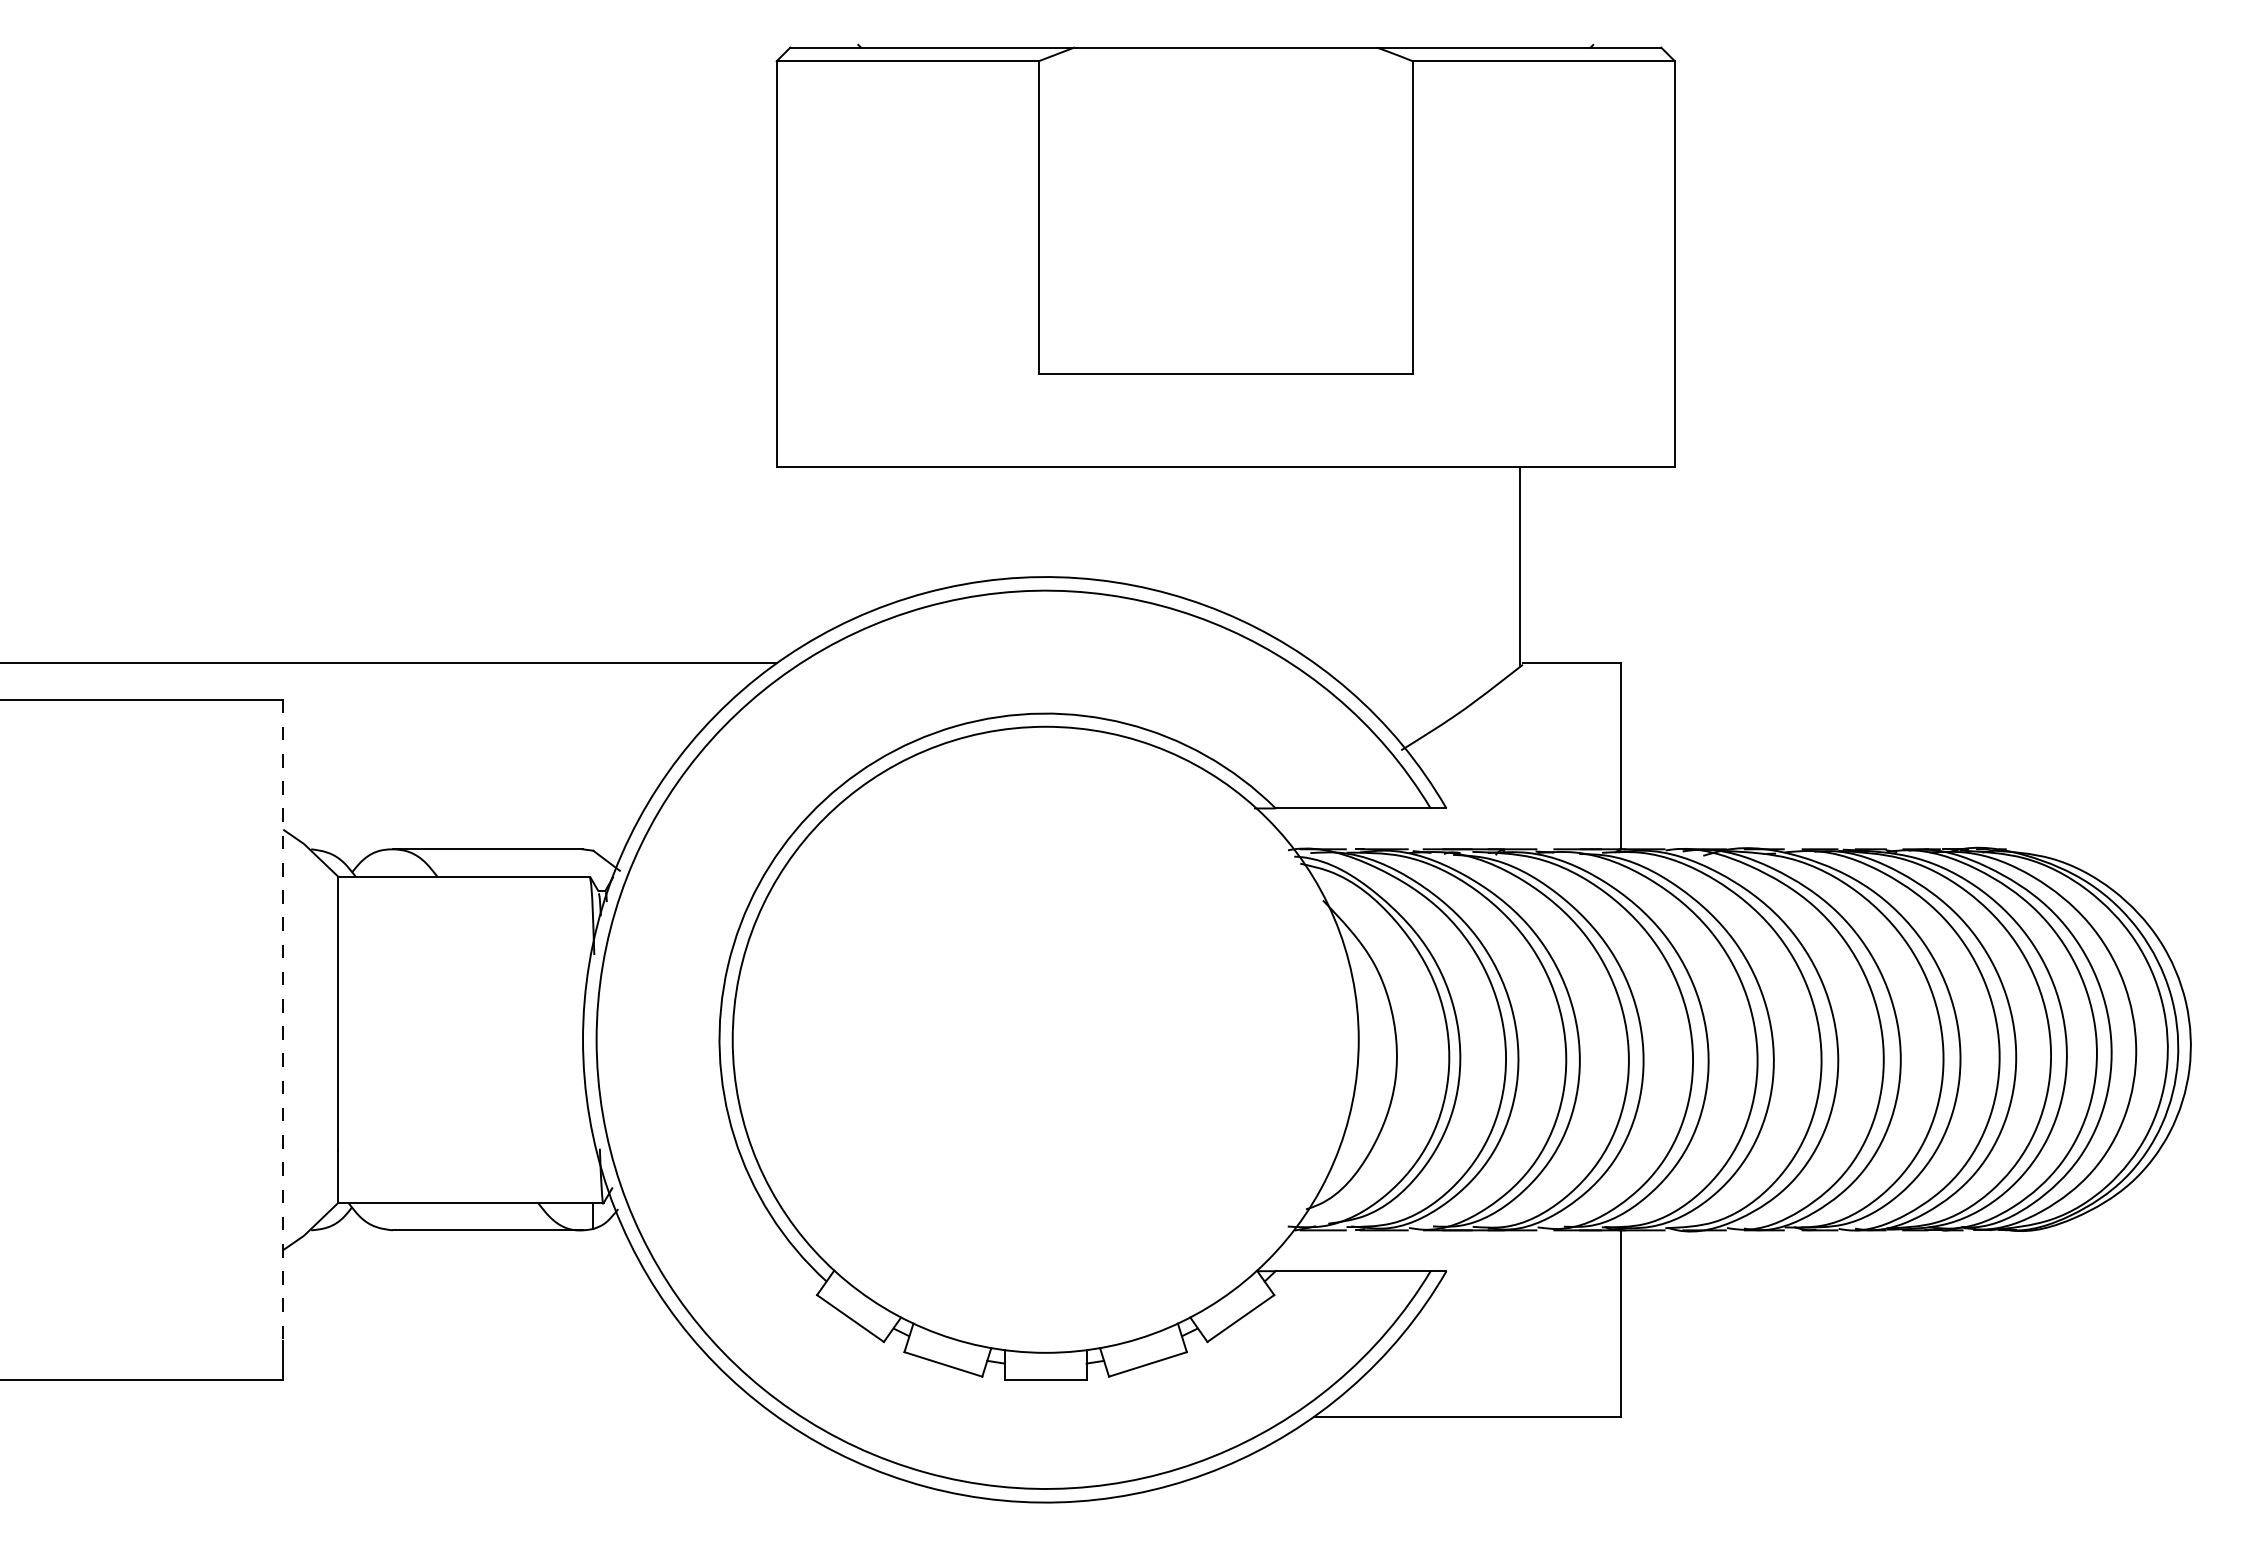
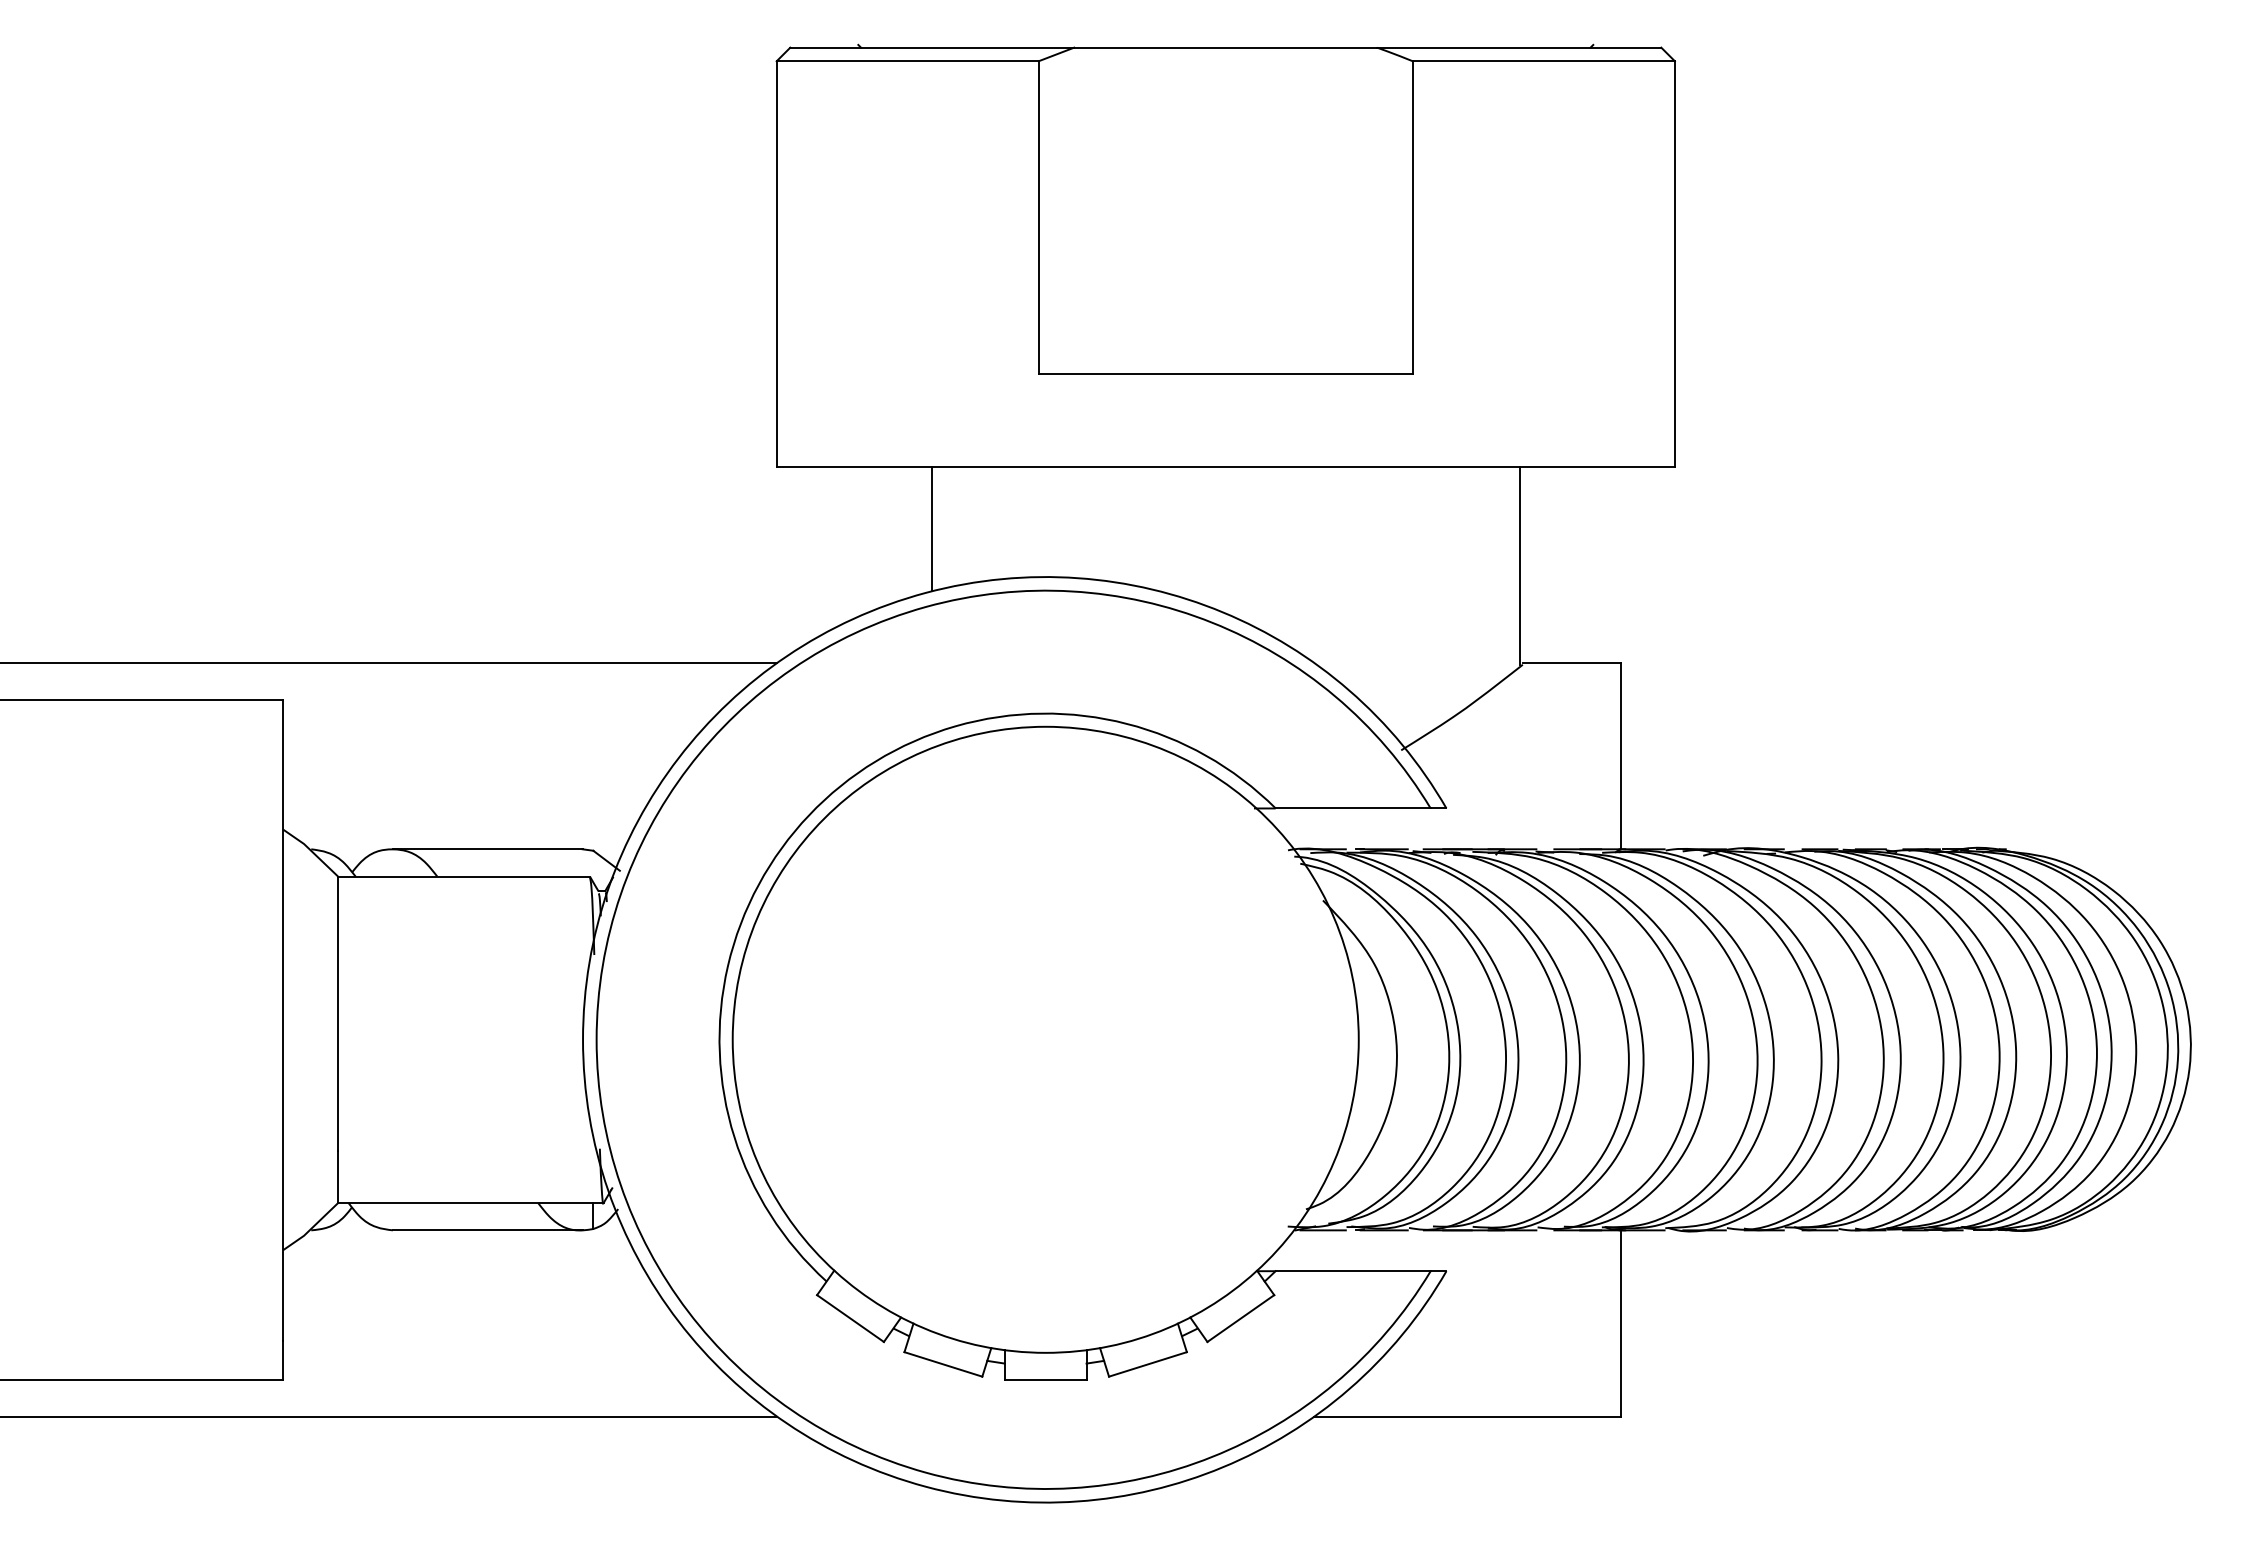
line: none -> present (931, 528)
line: dashed -> solid (283, 1020)
line: none -> present (389, 1416)
